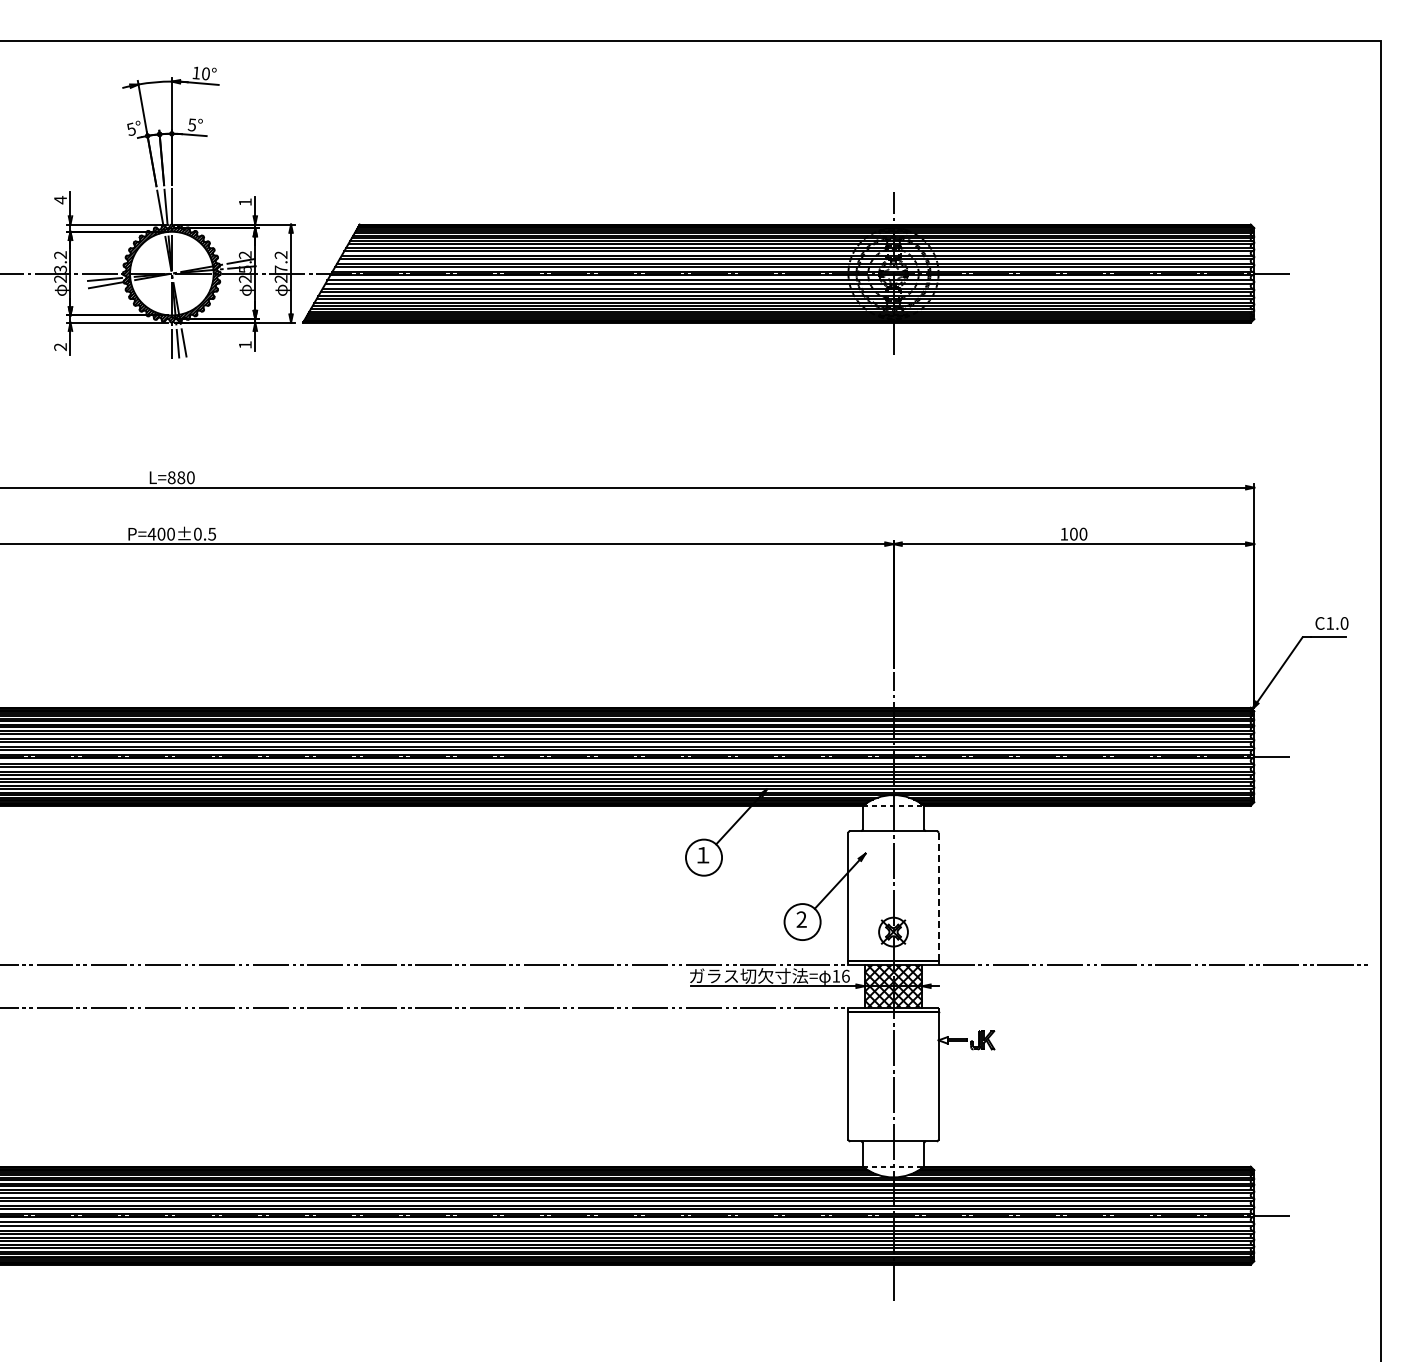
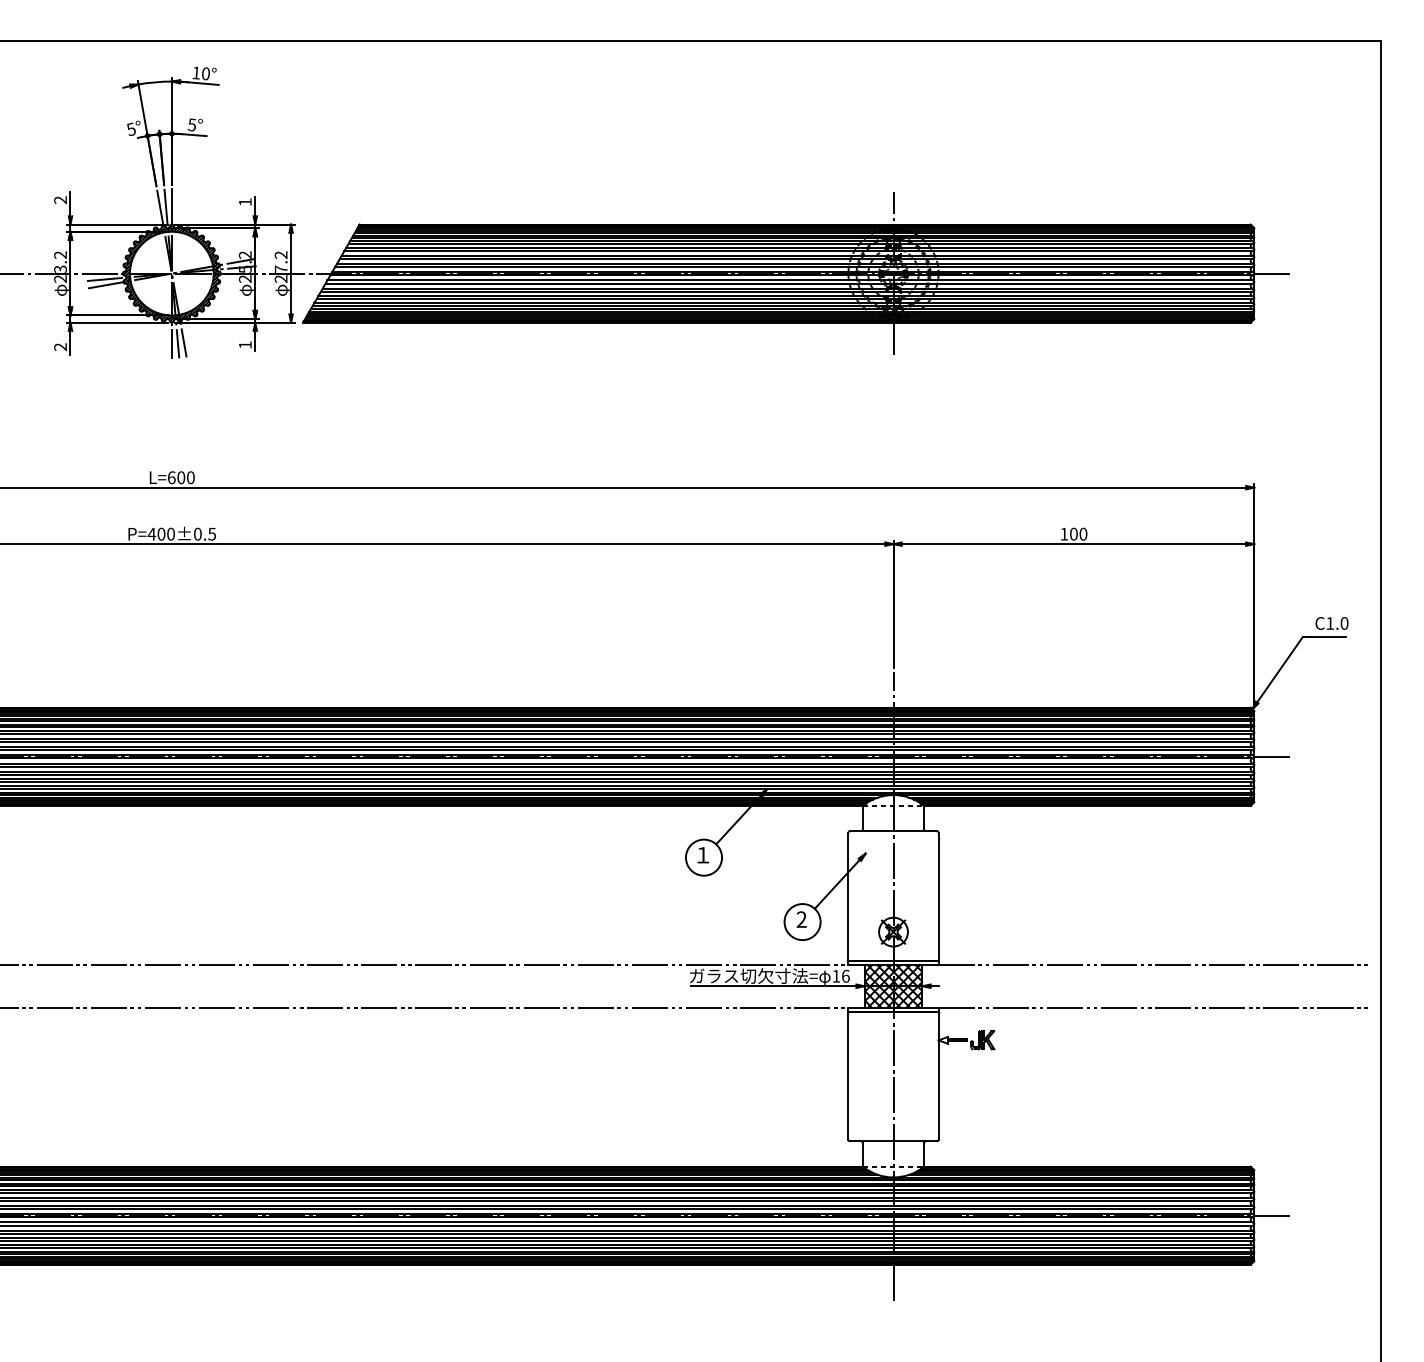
text: 4 -> 2 (60, 200)
text: L=880 -> L=600 (176, 477)
line: dashed -> solid (938, 896)
line: none -> present (1154, 1007)
